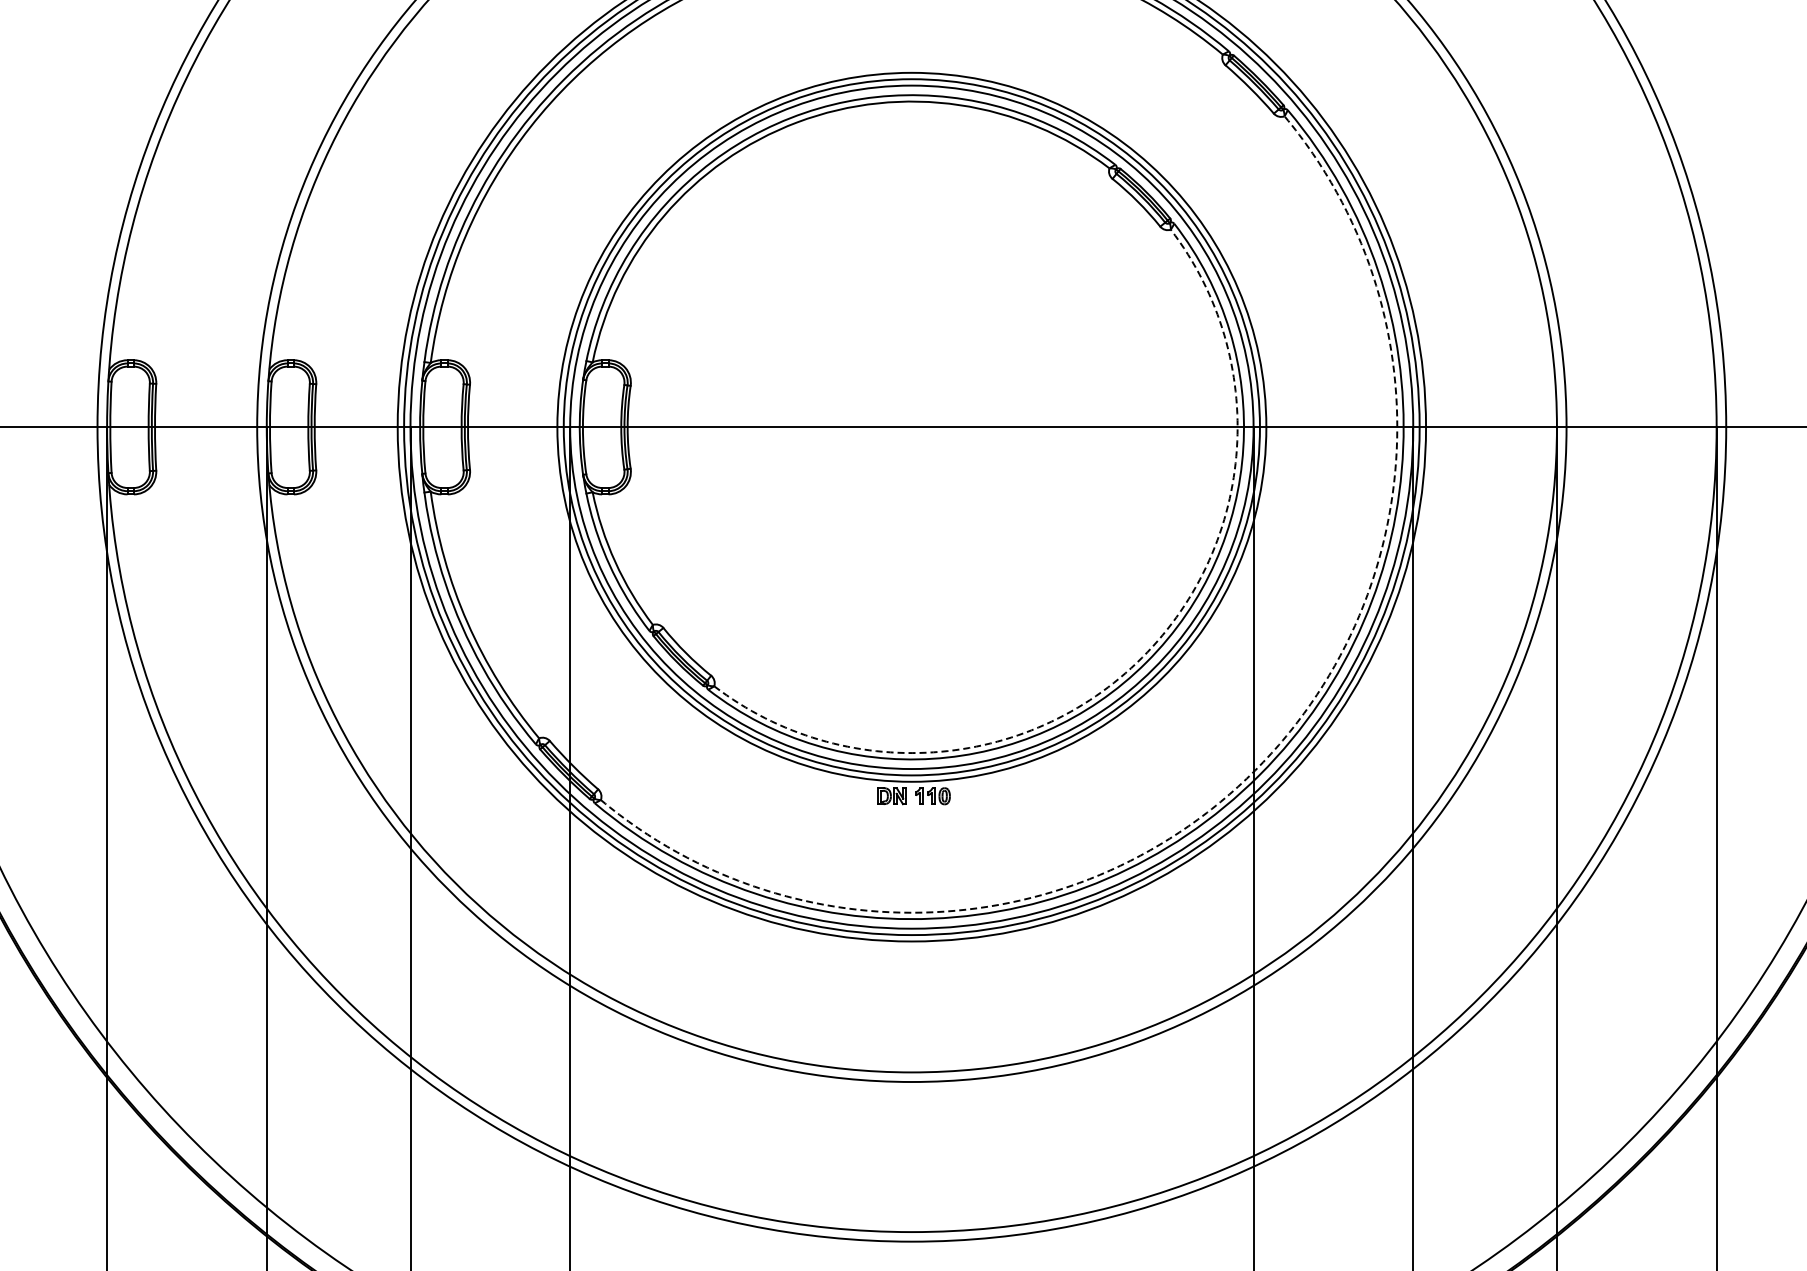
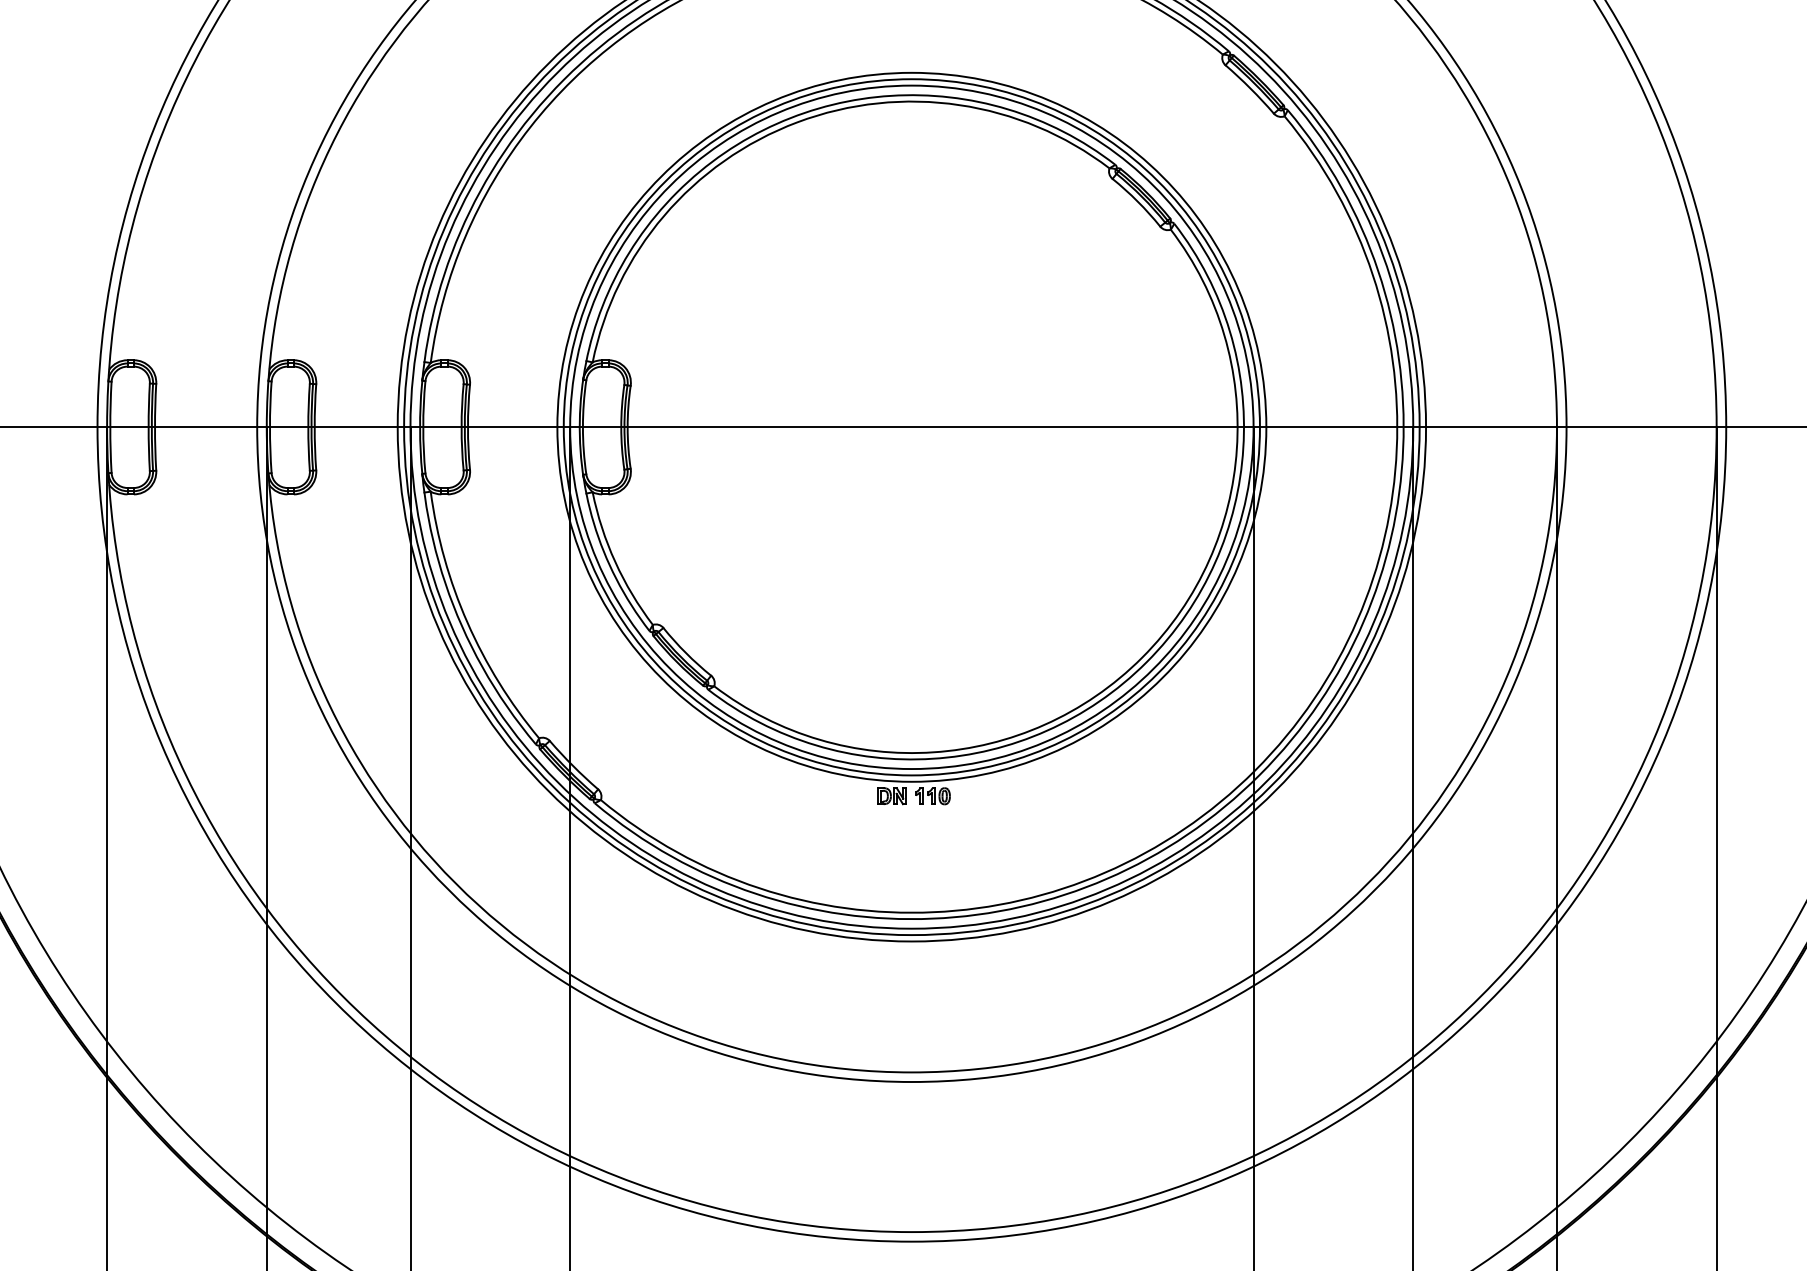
arc: dashed -> solid (1142, 657)
arc: dashed -> solid (1255, 770)
